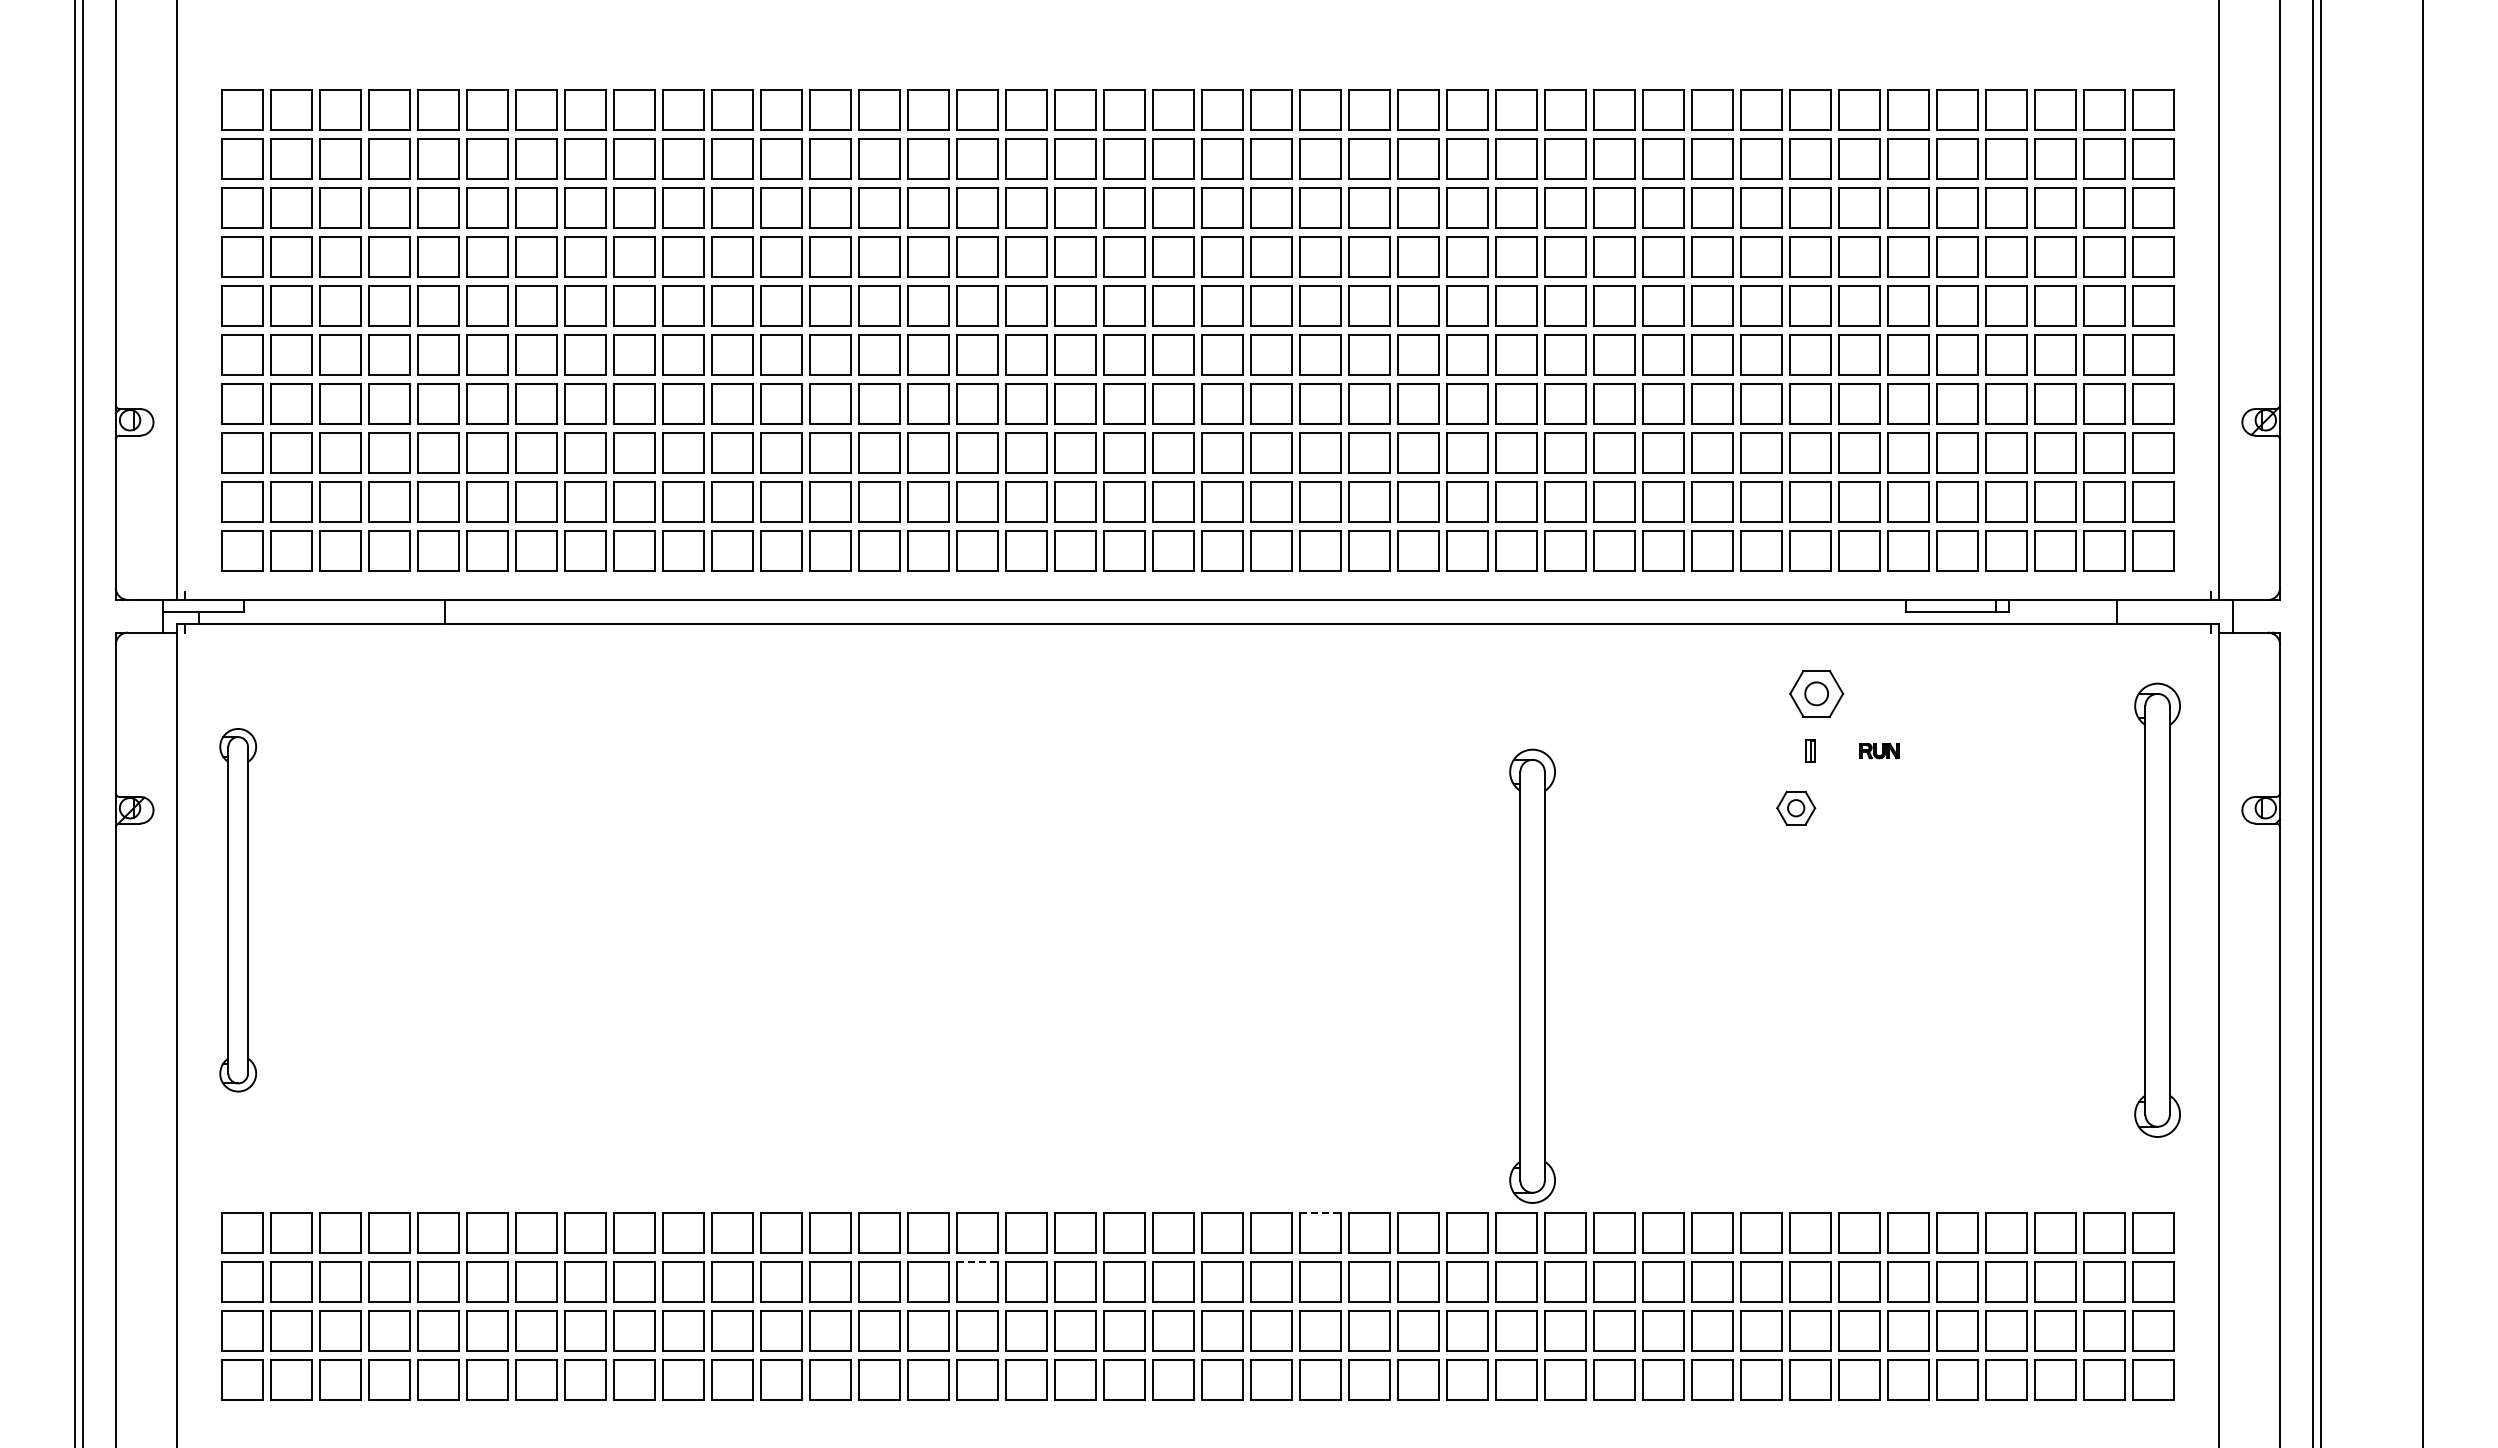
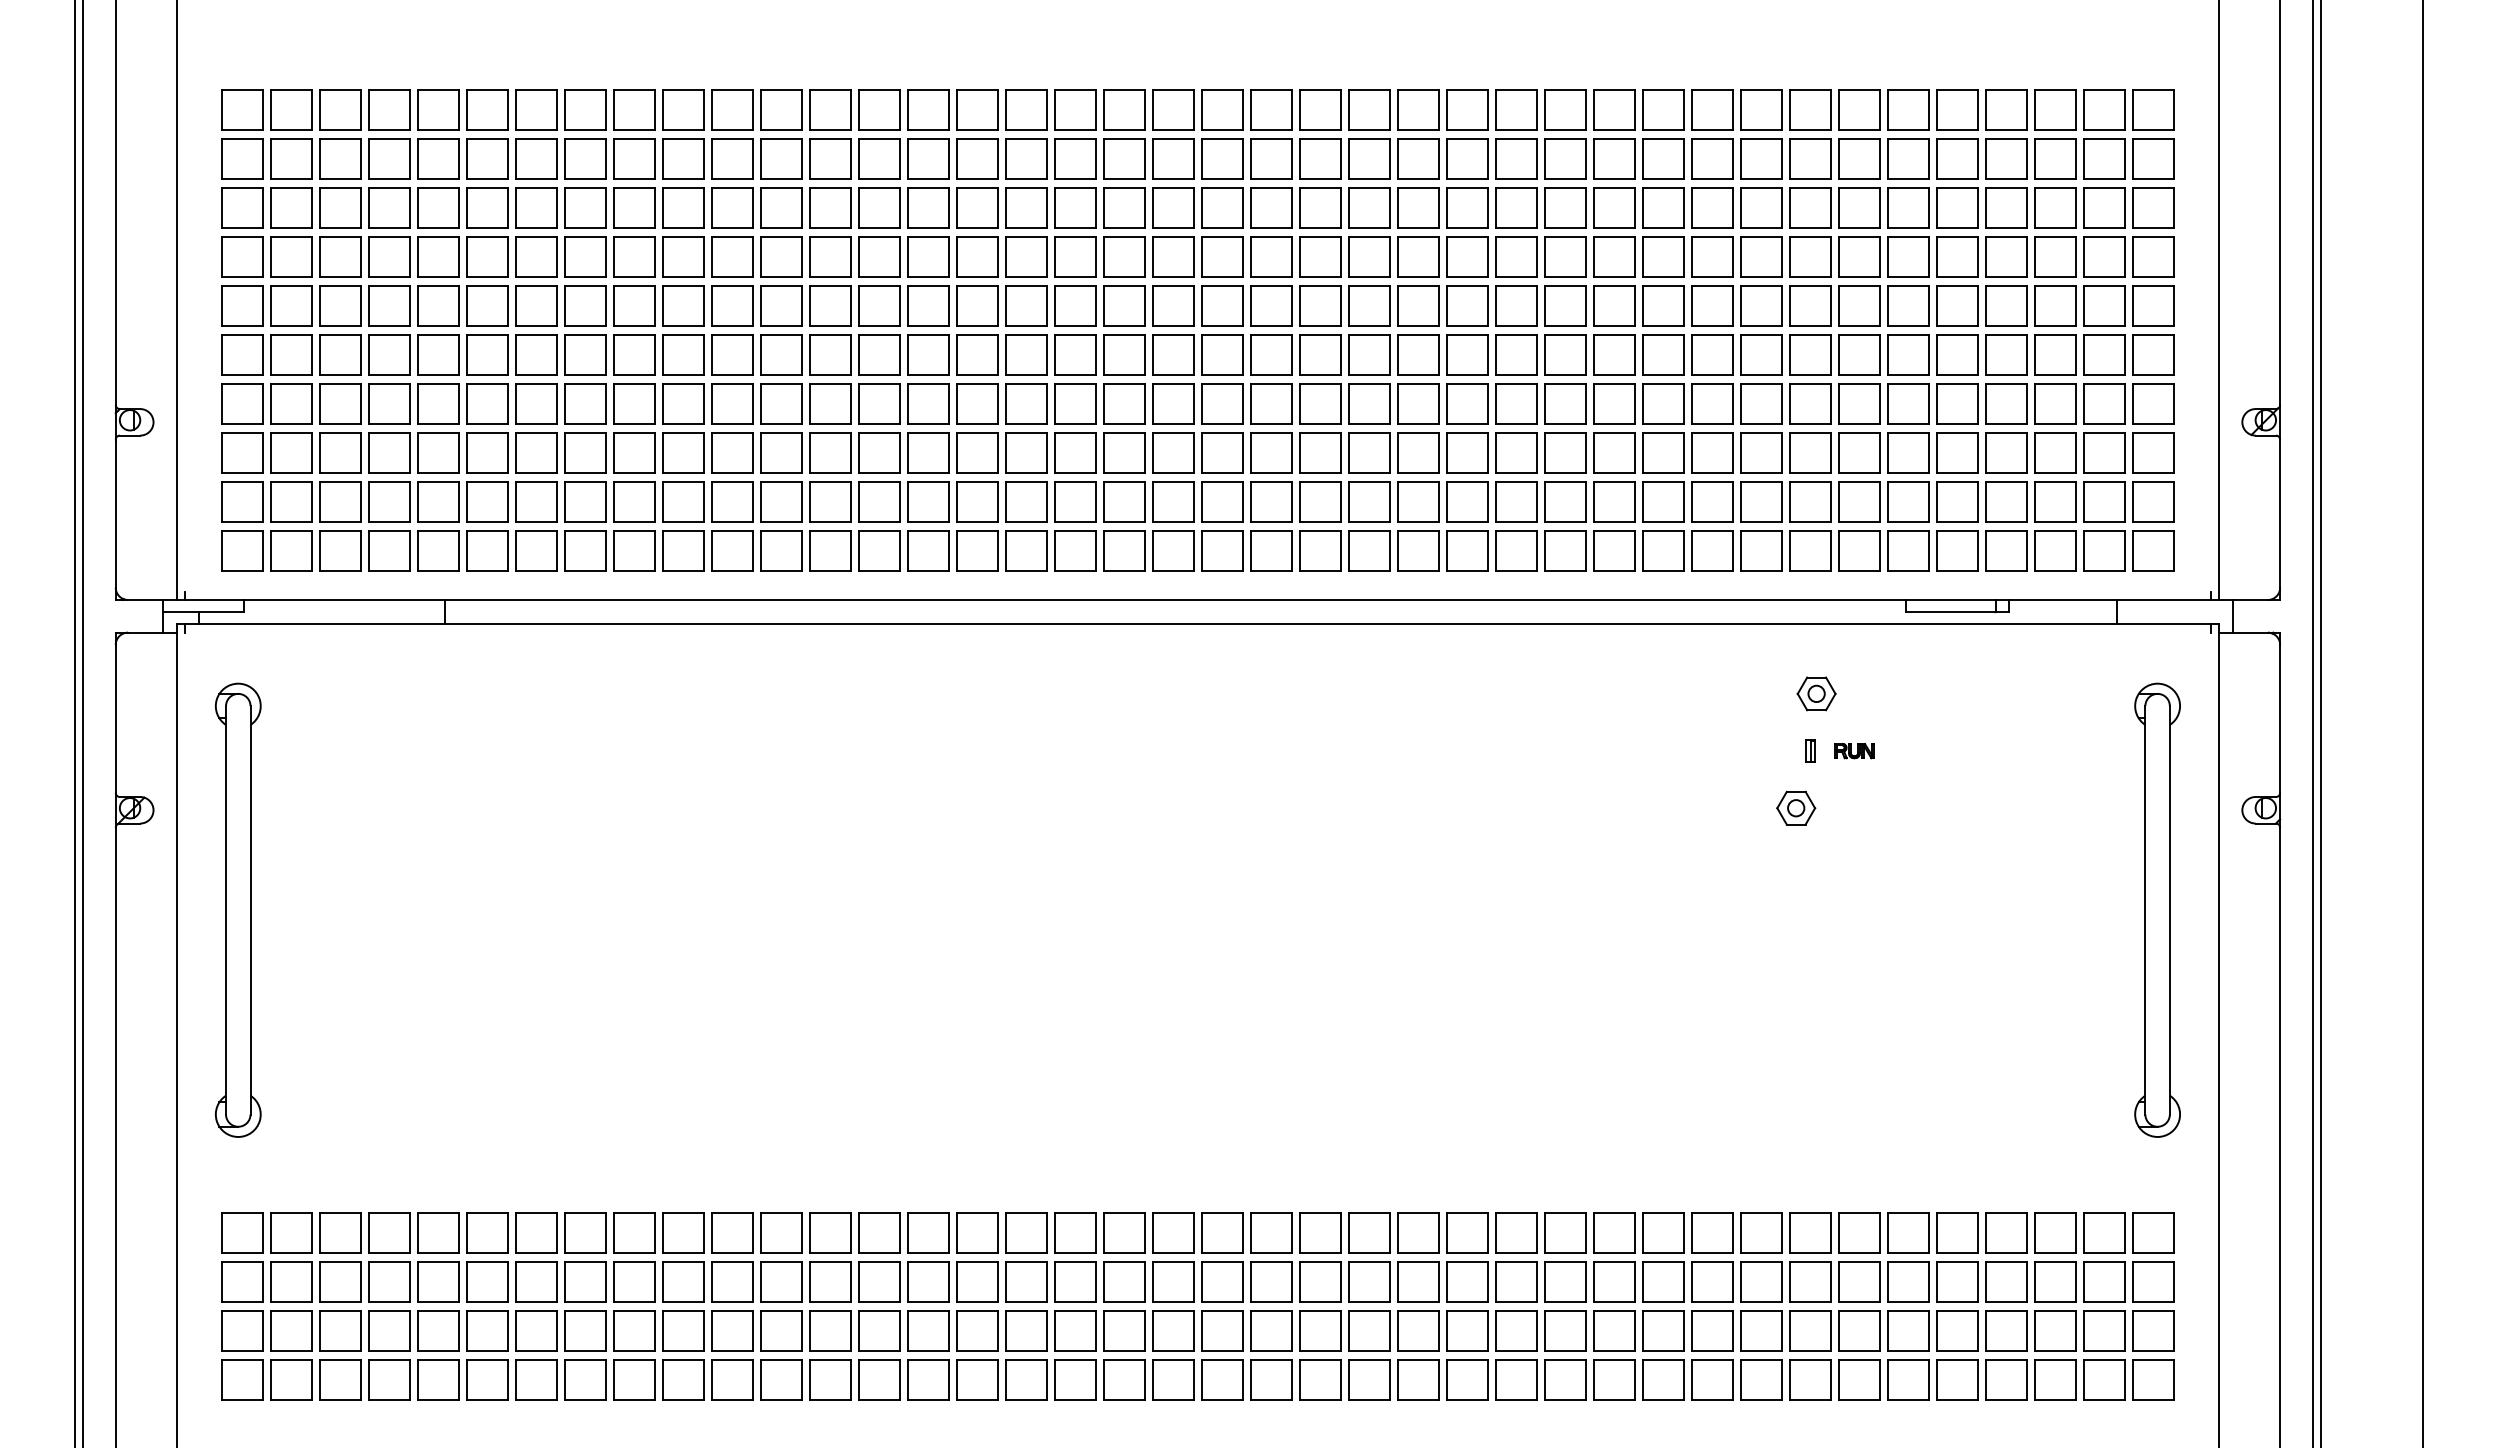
part size: 56x48 px -> 41x36 px (1816, 693)
part position: (1879, 750) -> (1854, 750) (1854, 750)
part size: 39x365 px -> 48x456 px (237, 909)
part: present -> none (1532, 975)
line: dashed -> solid (1320, 1212)
line: dashed -> solid (977, 1261)
